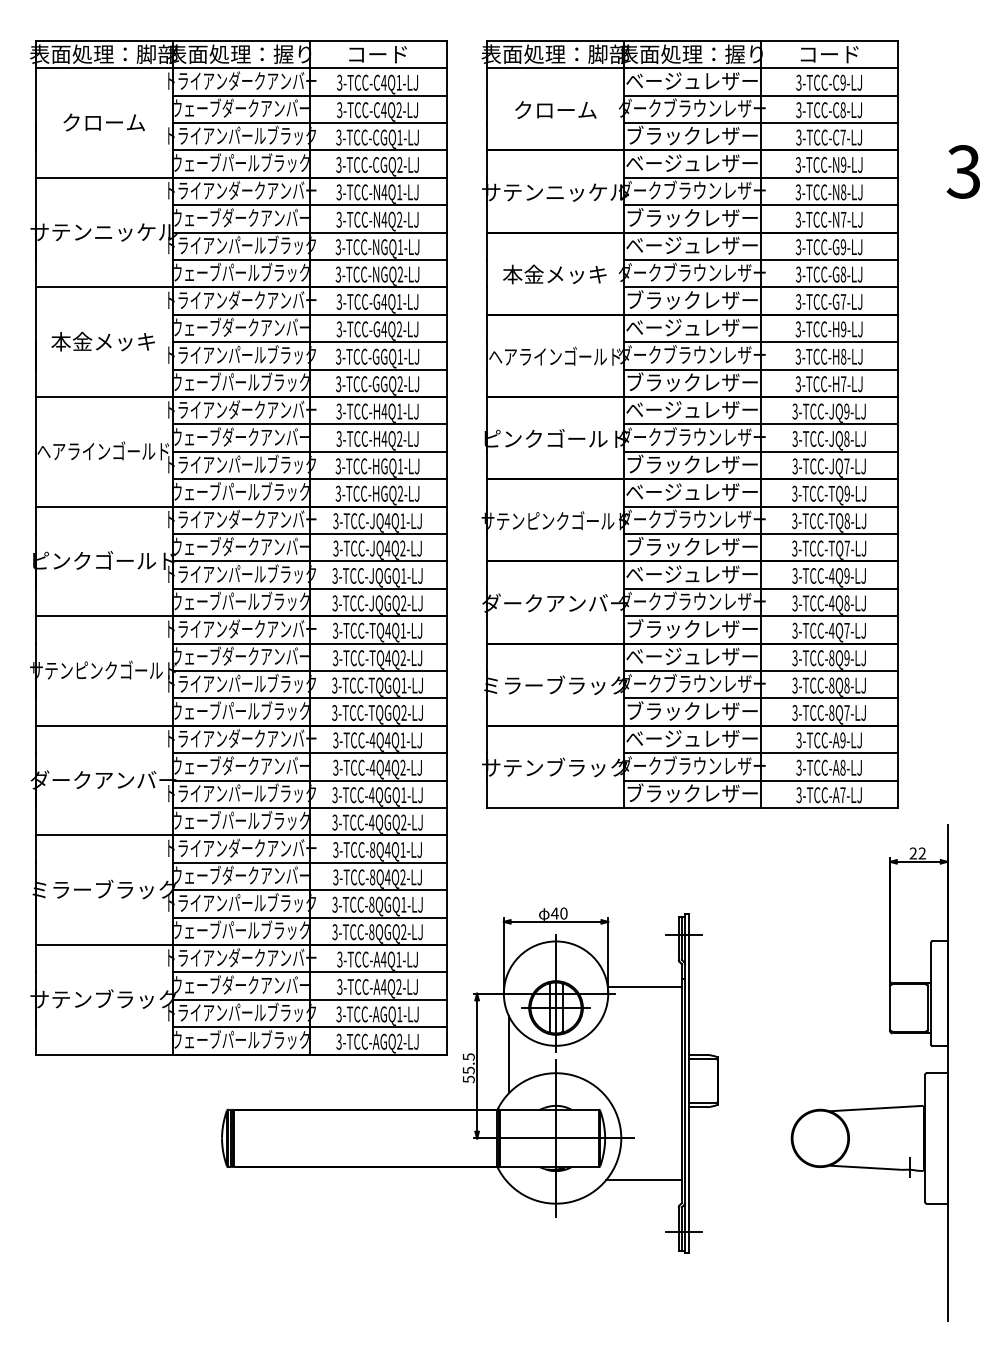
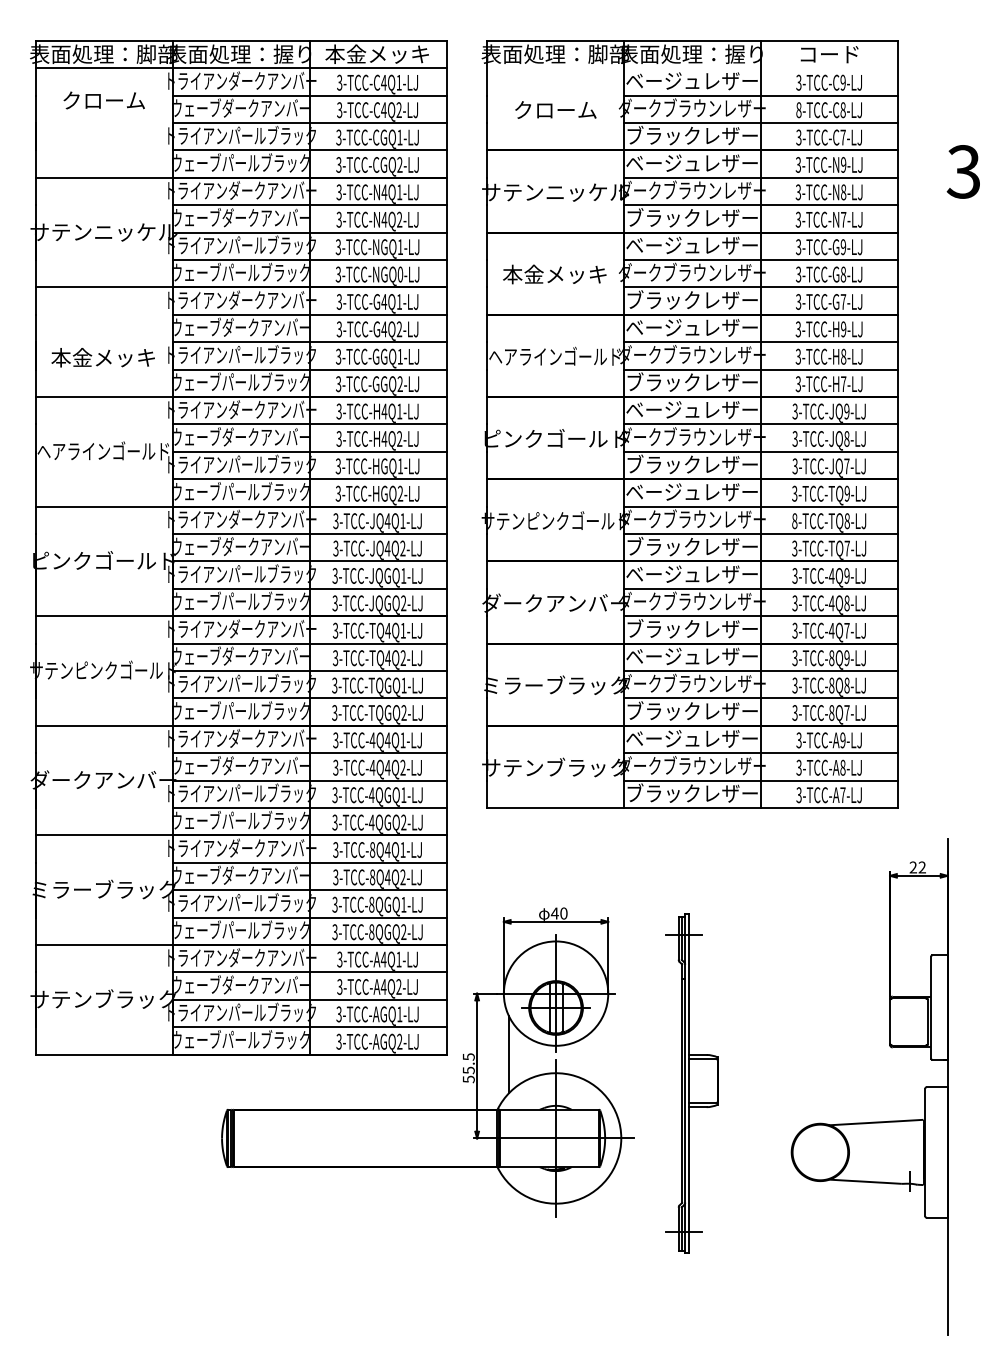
text: コード -> 本金メッキ (376, 53)
line: present -> none (692, 68)
text: 3-TCC-C8-LJ -> 8-TCC-C8-LJ (798, 109)
text position: (103, 122) -> (103, 100) (103, 100)
text: 3-TCC-NGQ2-LJ -> 3-TCC-NGQ0-LJ (400, 274)
text position: (102, 341) -> (102, 357) (102, 357)
text: 3-TCC-TQ8-LJ -> 8-TCC-TQ8-LJ (794, 520)
line: present -> none (644, 987)
part position: (871, 1107) -> (871, 1121) (871, 1121)
line: present -> none (644, 1180)
